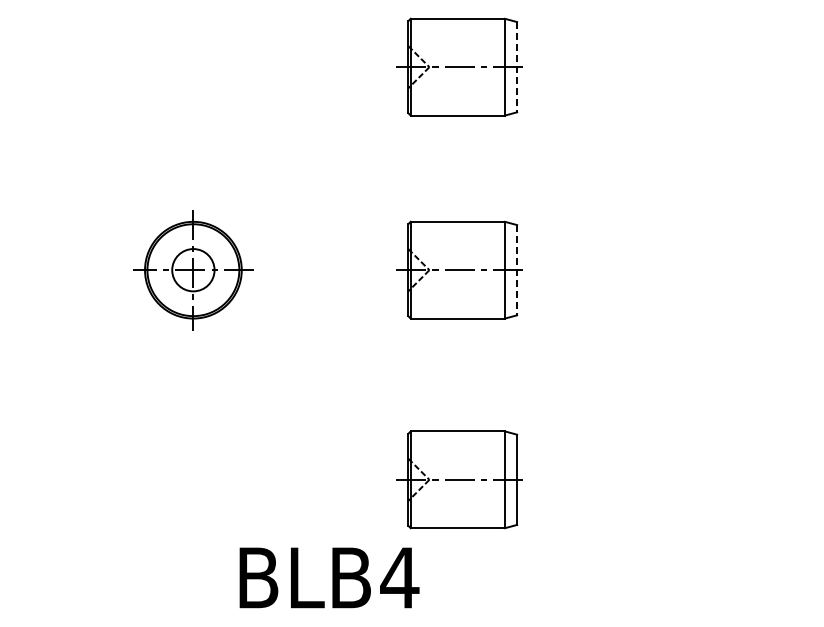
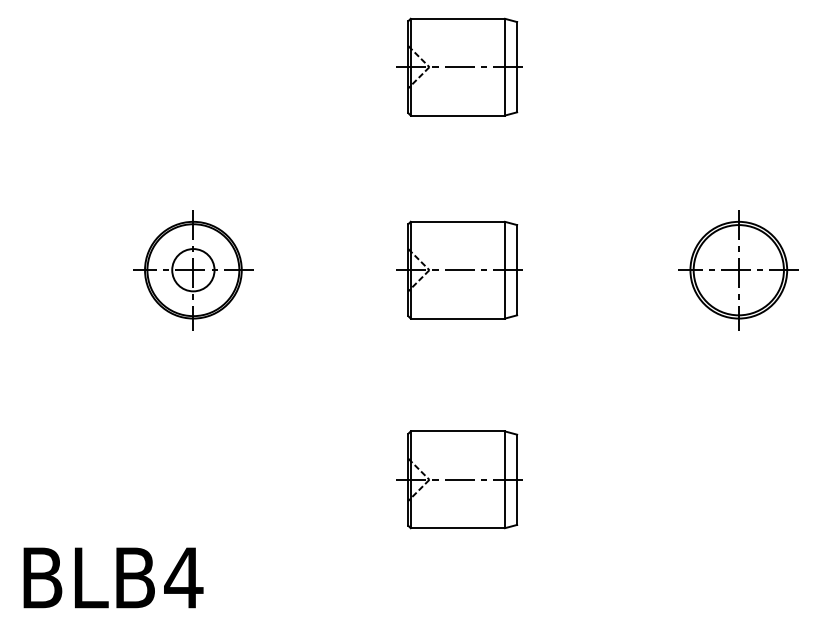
line: dashed -> solid (517, 67)
line: dashed -> solid (517, 270)
part: none -> present (738, 270)
text position: (329, 577) -> (113, 577) (113, 577)
